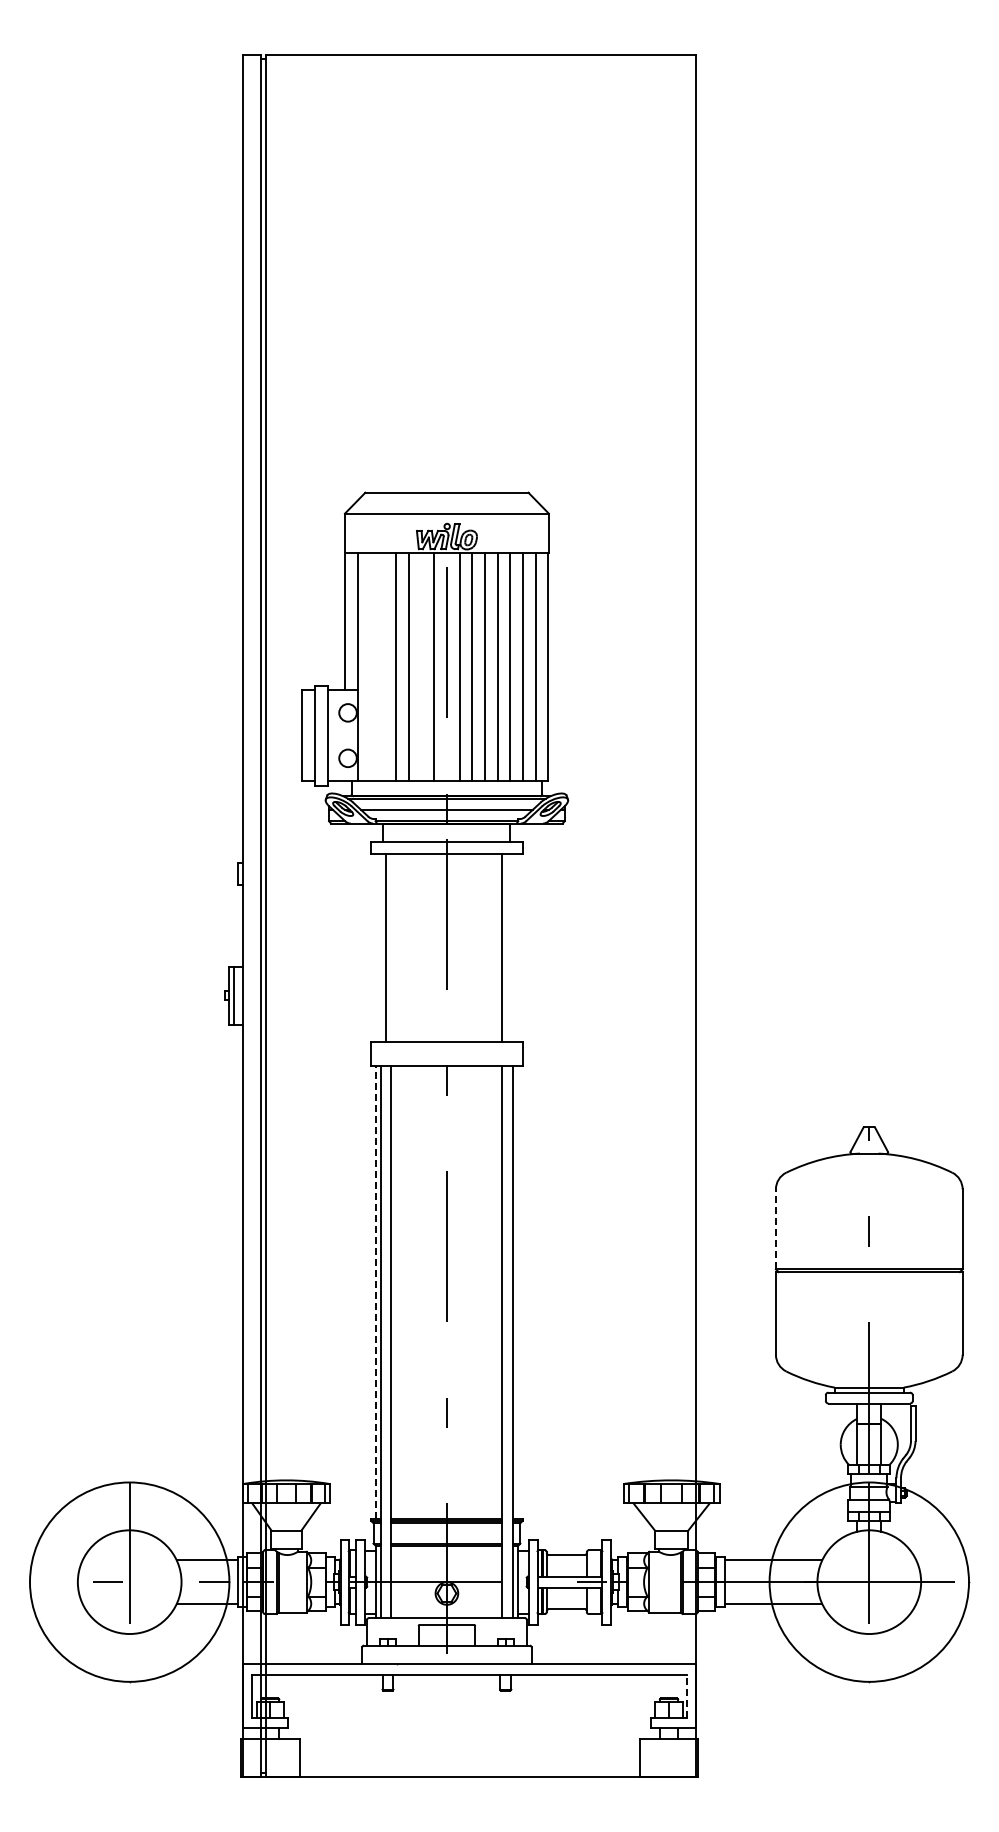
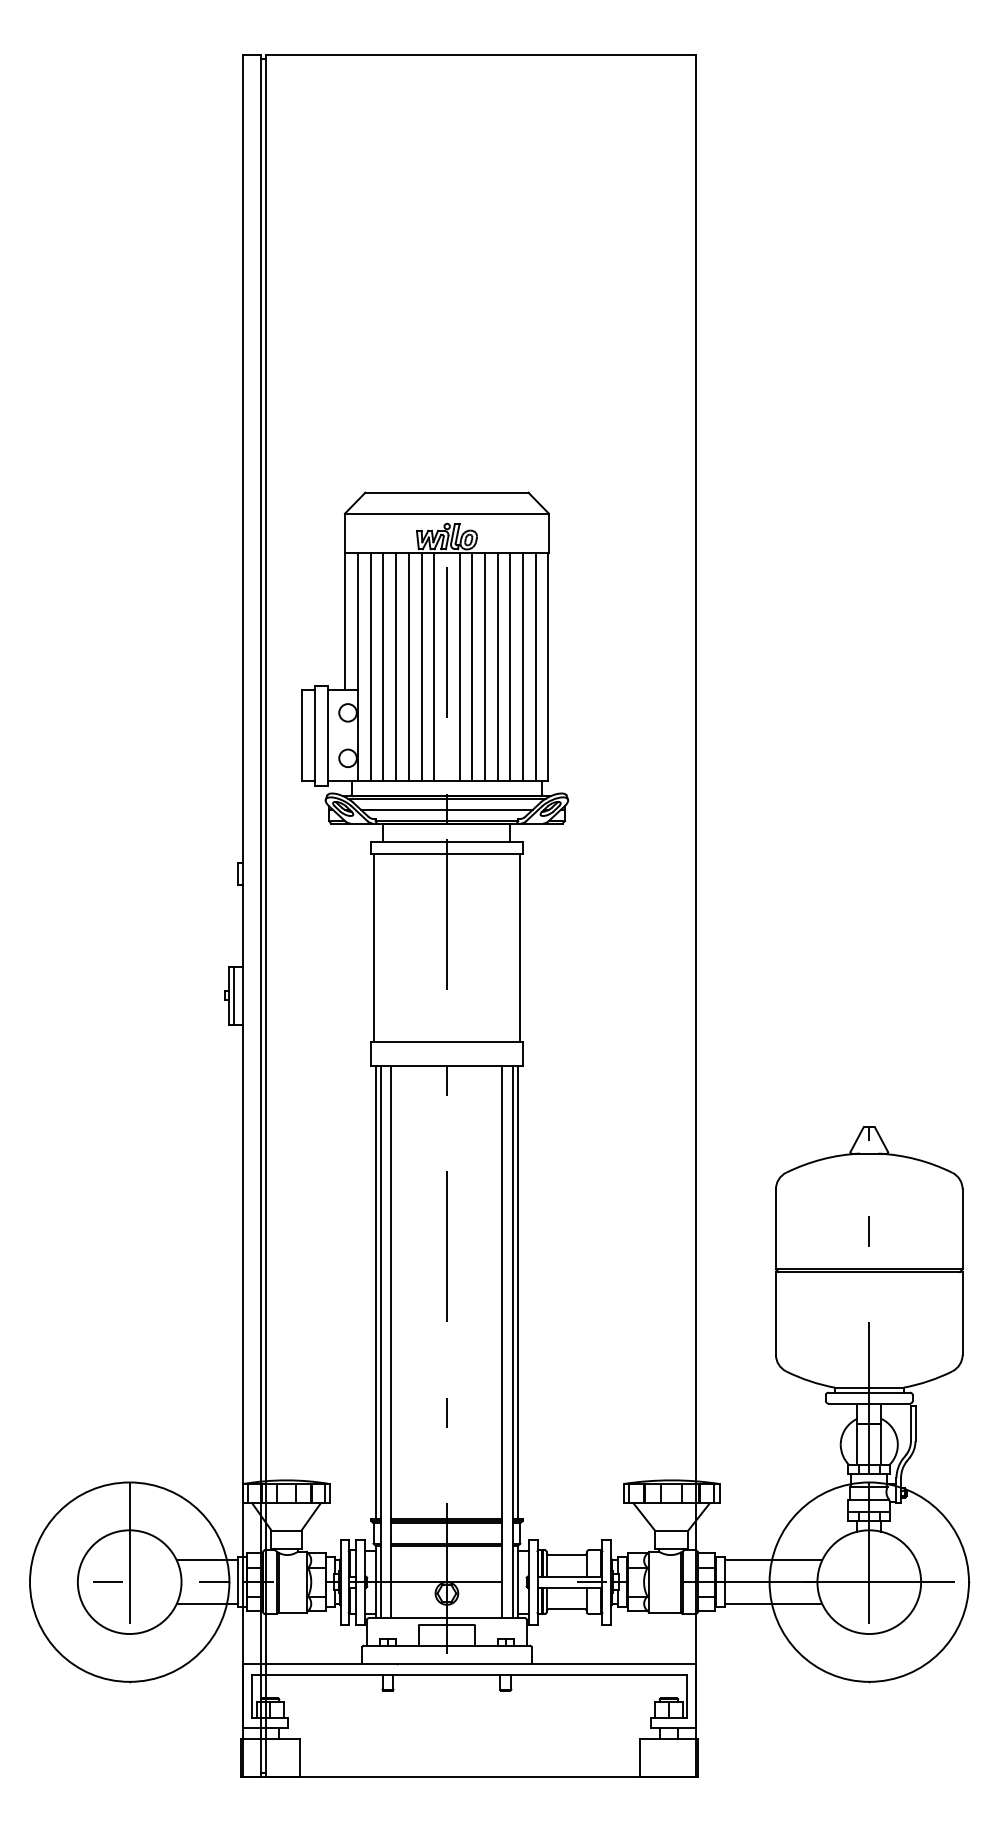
line: none -> present (370, 667)
line: none -> present (383, 667)
line: none -> present (421, 667)
line position: (385, 947) -> (373, 947) (373, 947)
line position: (501, 947) -> (519, 947) (519, 947)
line: dashed -> solid (775, 1228)
line: dashed -> solid (375, 1291)
line: none -> present (518, 1292)
line: dashed -> solid (687, 1696)
